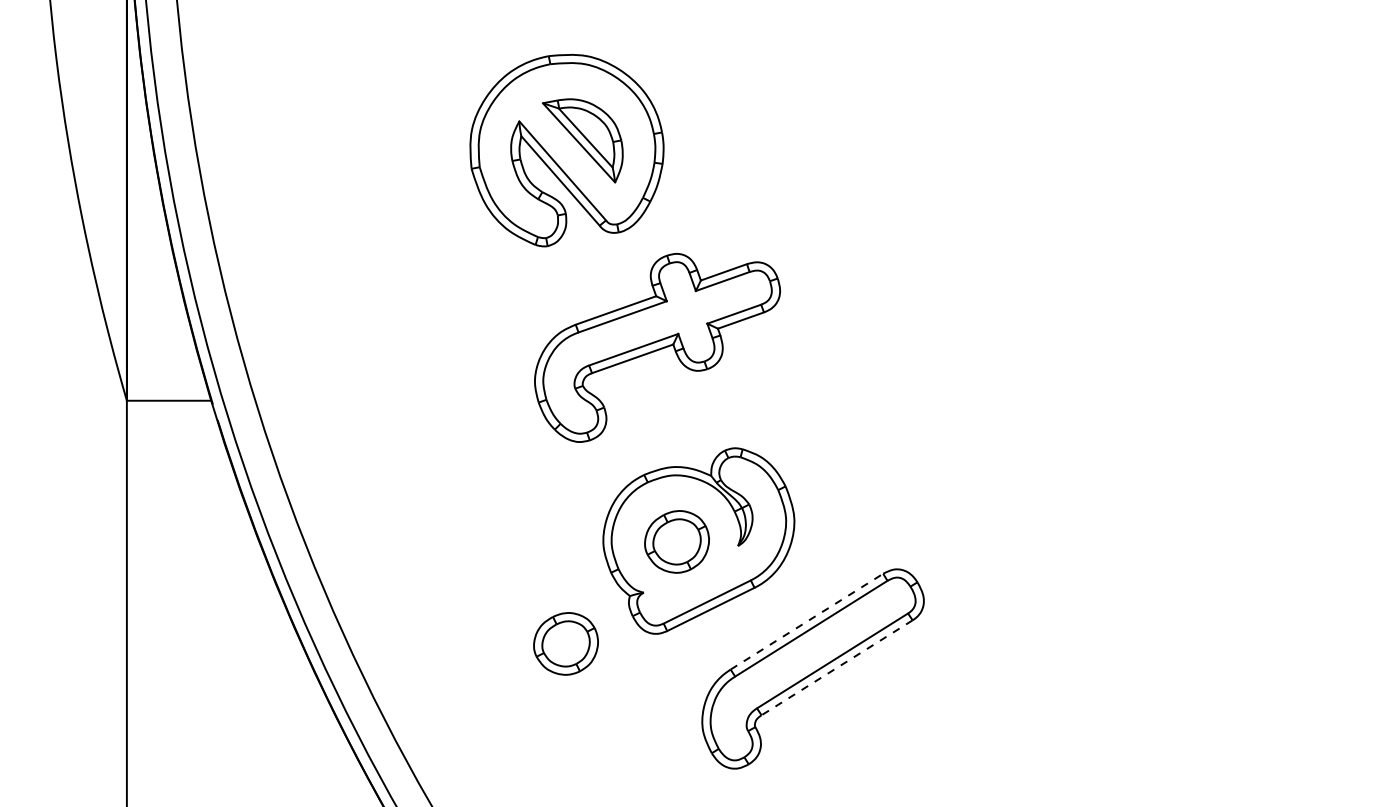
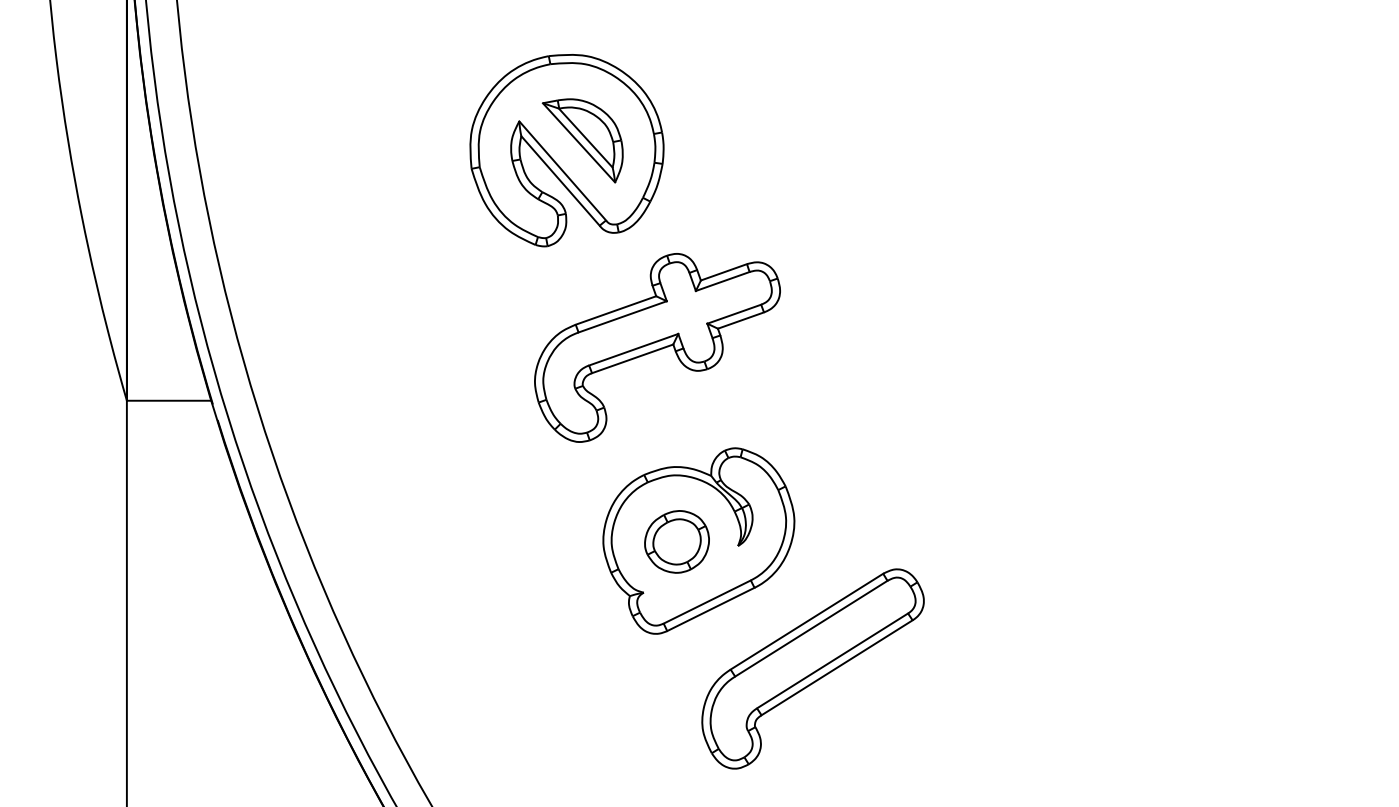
line: dashed -> solid (807, 621)
part: present -> none (565, 643)
line: dashed -> solid (836, 668)
